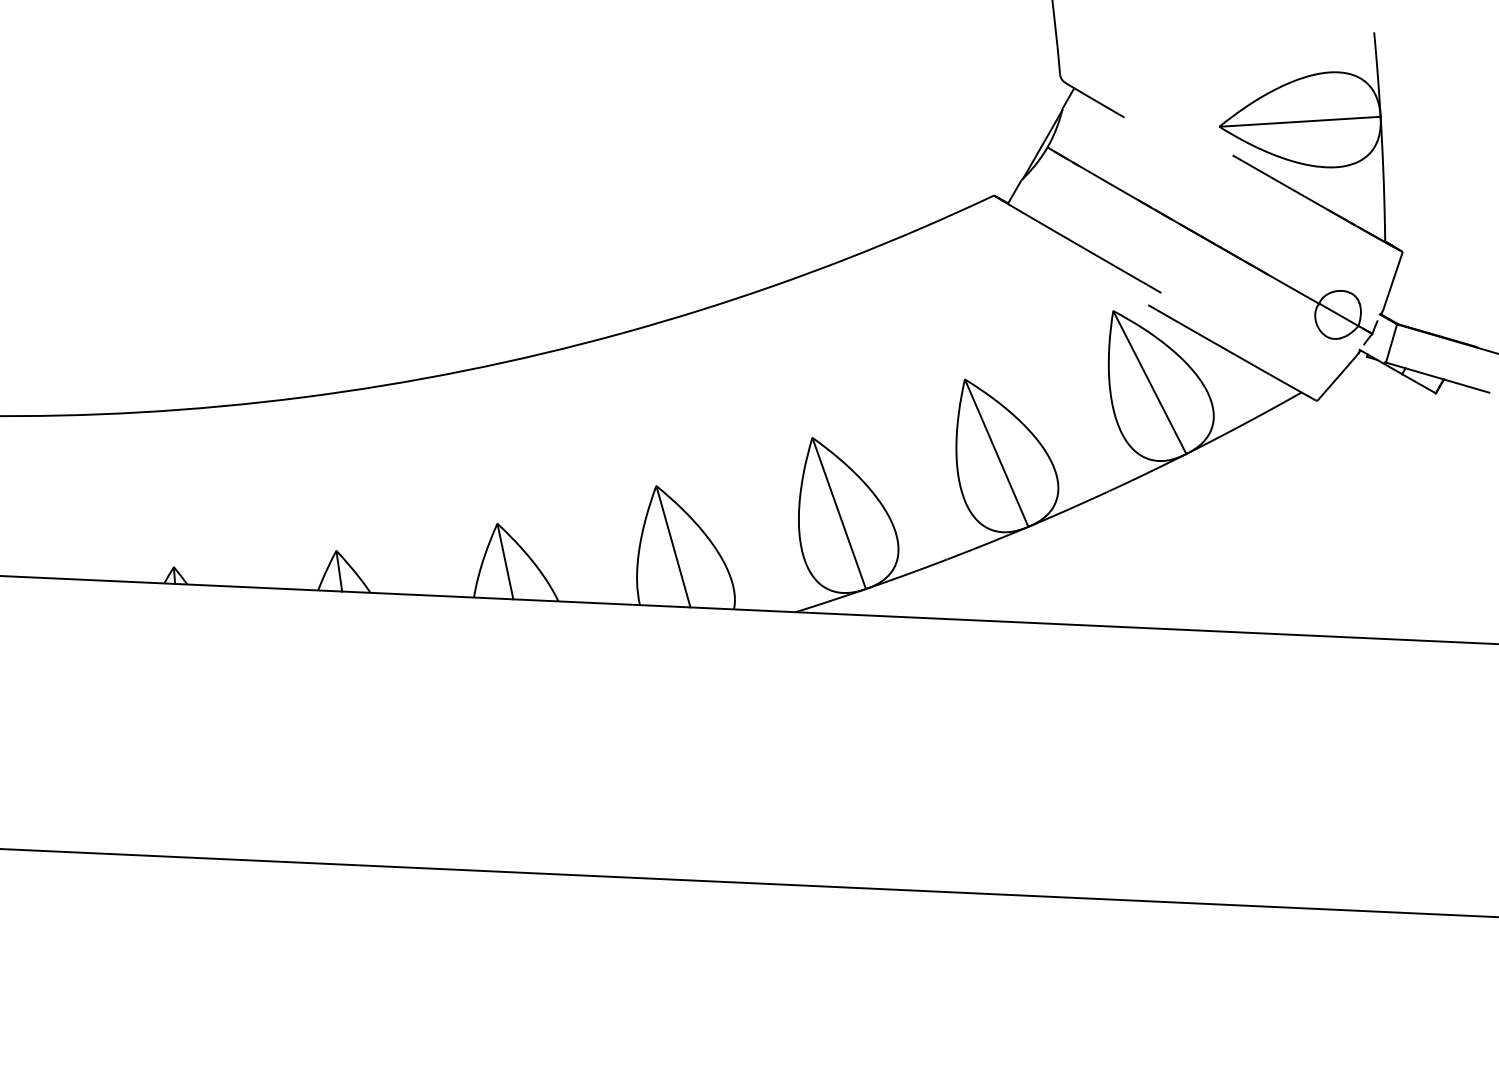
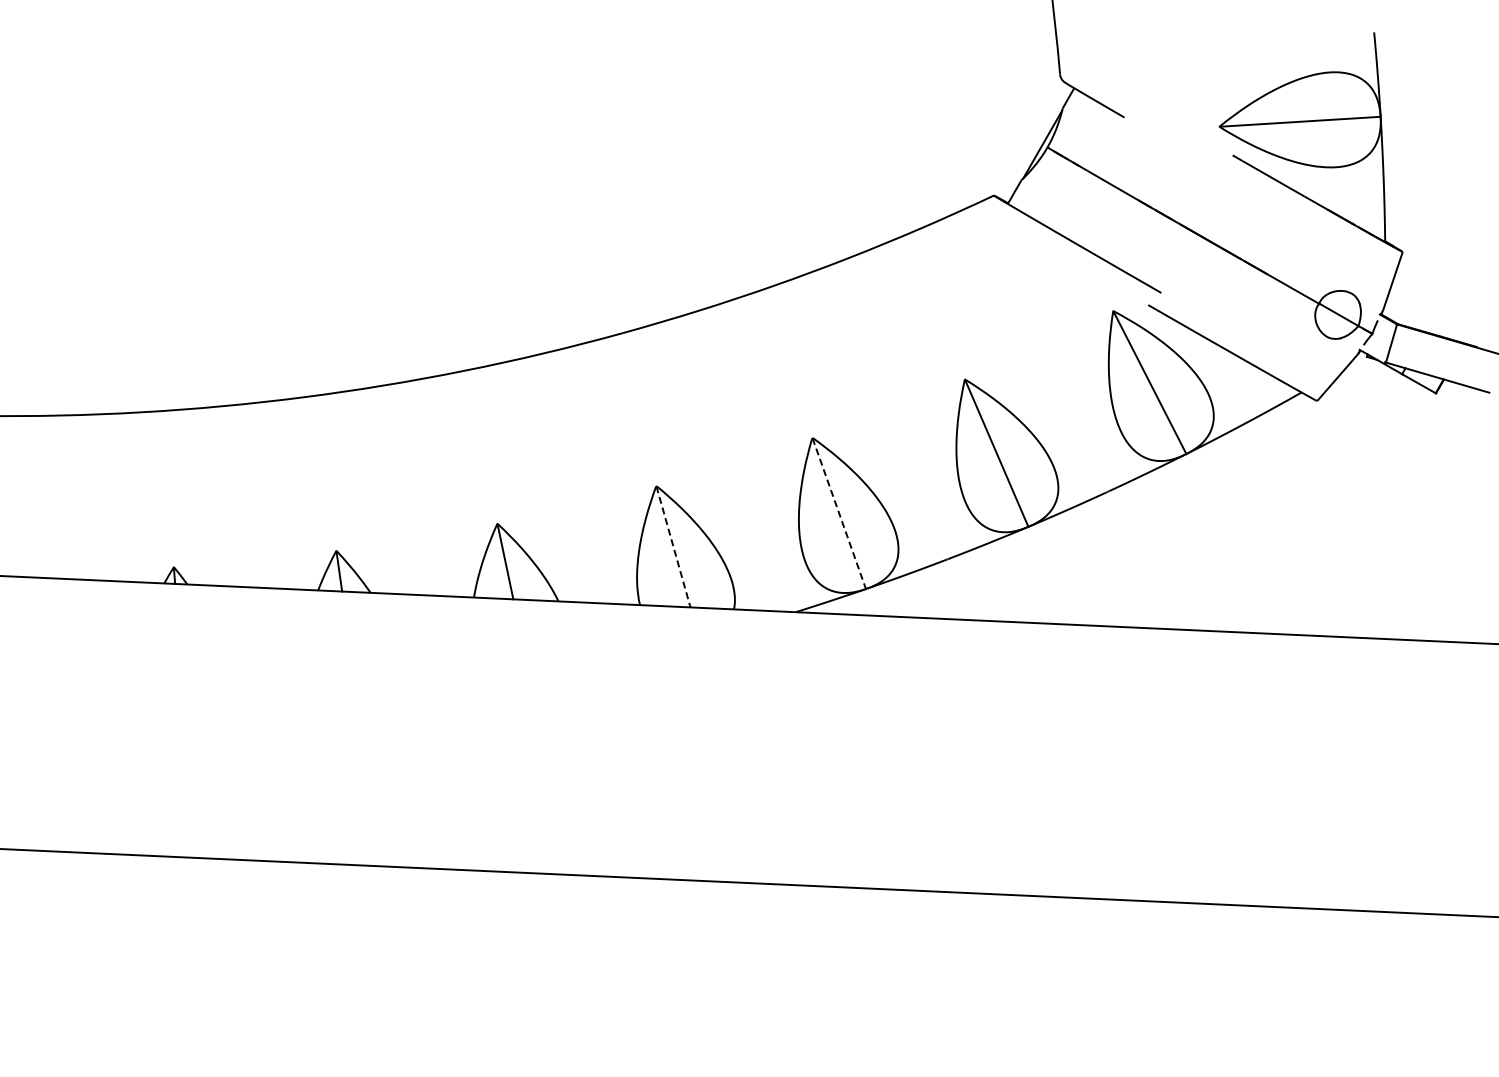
line: solid -> dashed (839, 513)
line: solid -> dashed (673, 546)
